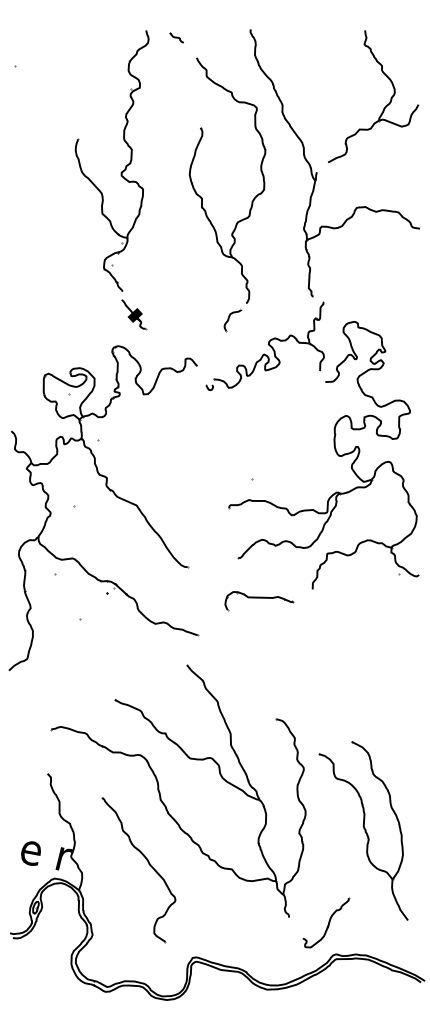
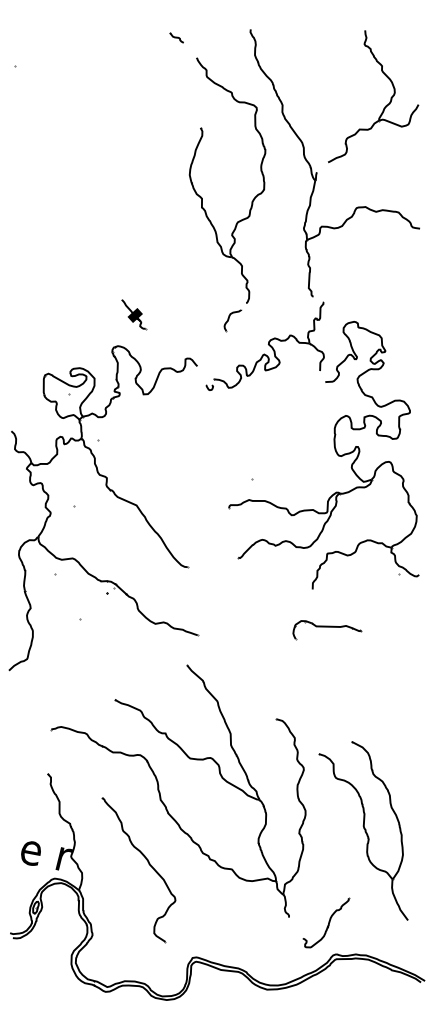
part: present -> none (125, 165)
part position: (259, 601) -> (327, 630) (327, 630)
